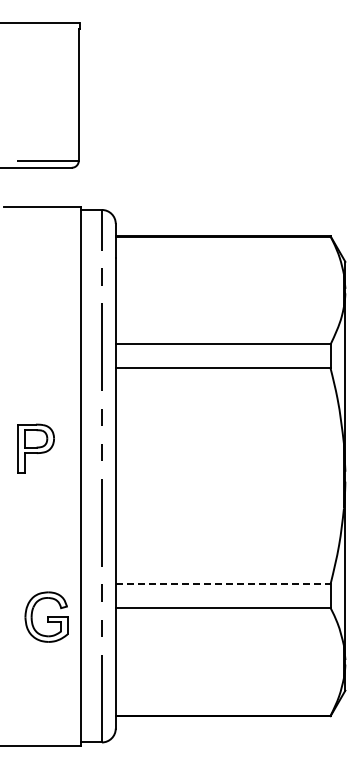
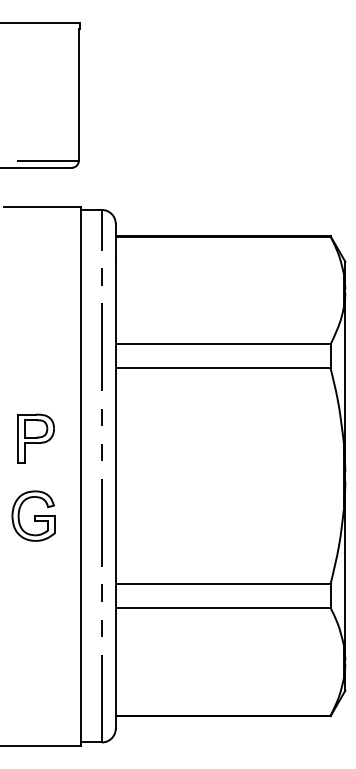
part position: (35, 448) -> (35, 438) (35, 438)
line: dashed -> solid (223, 584)
part position: (46, 616) -> (33, 515) (33, 515)
